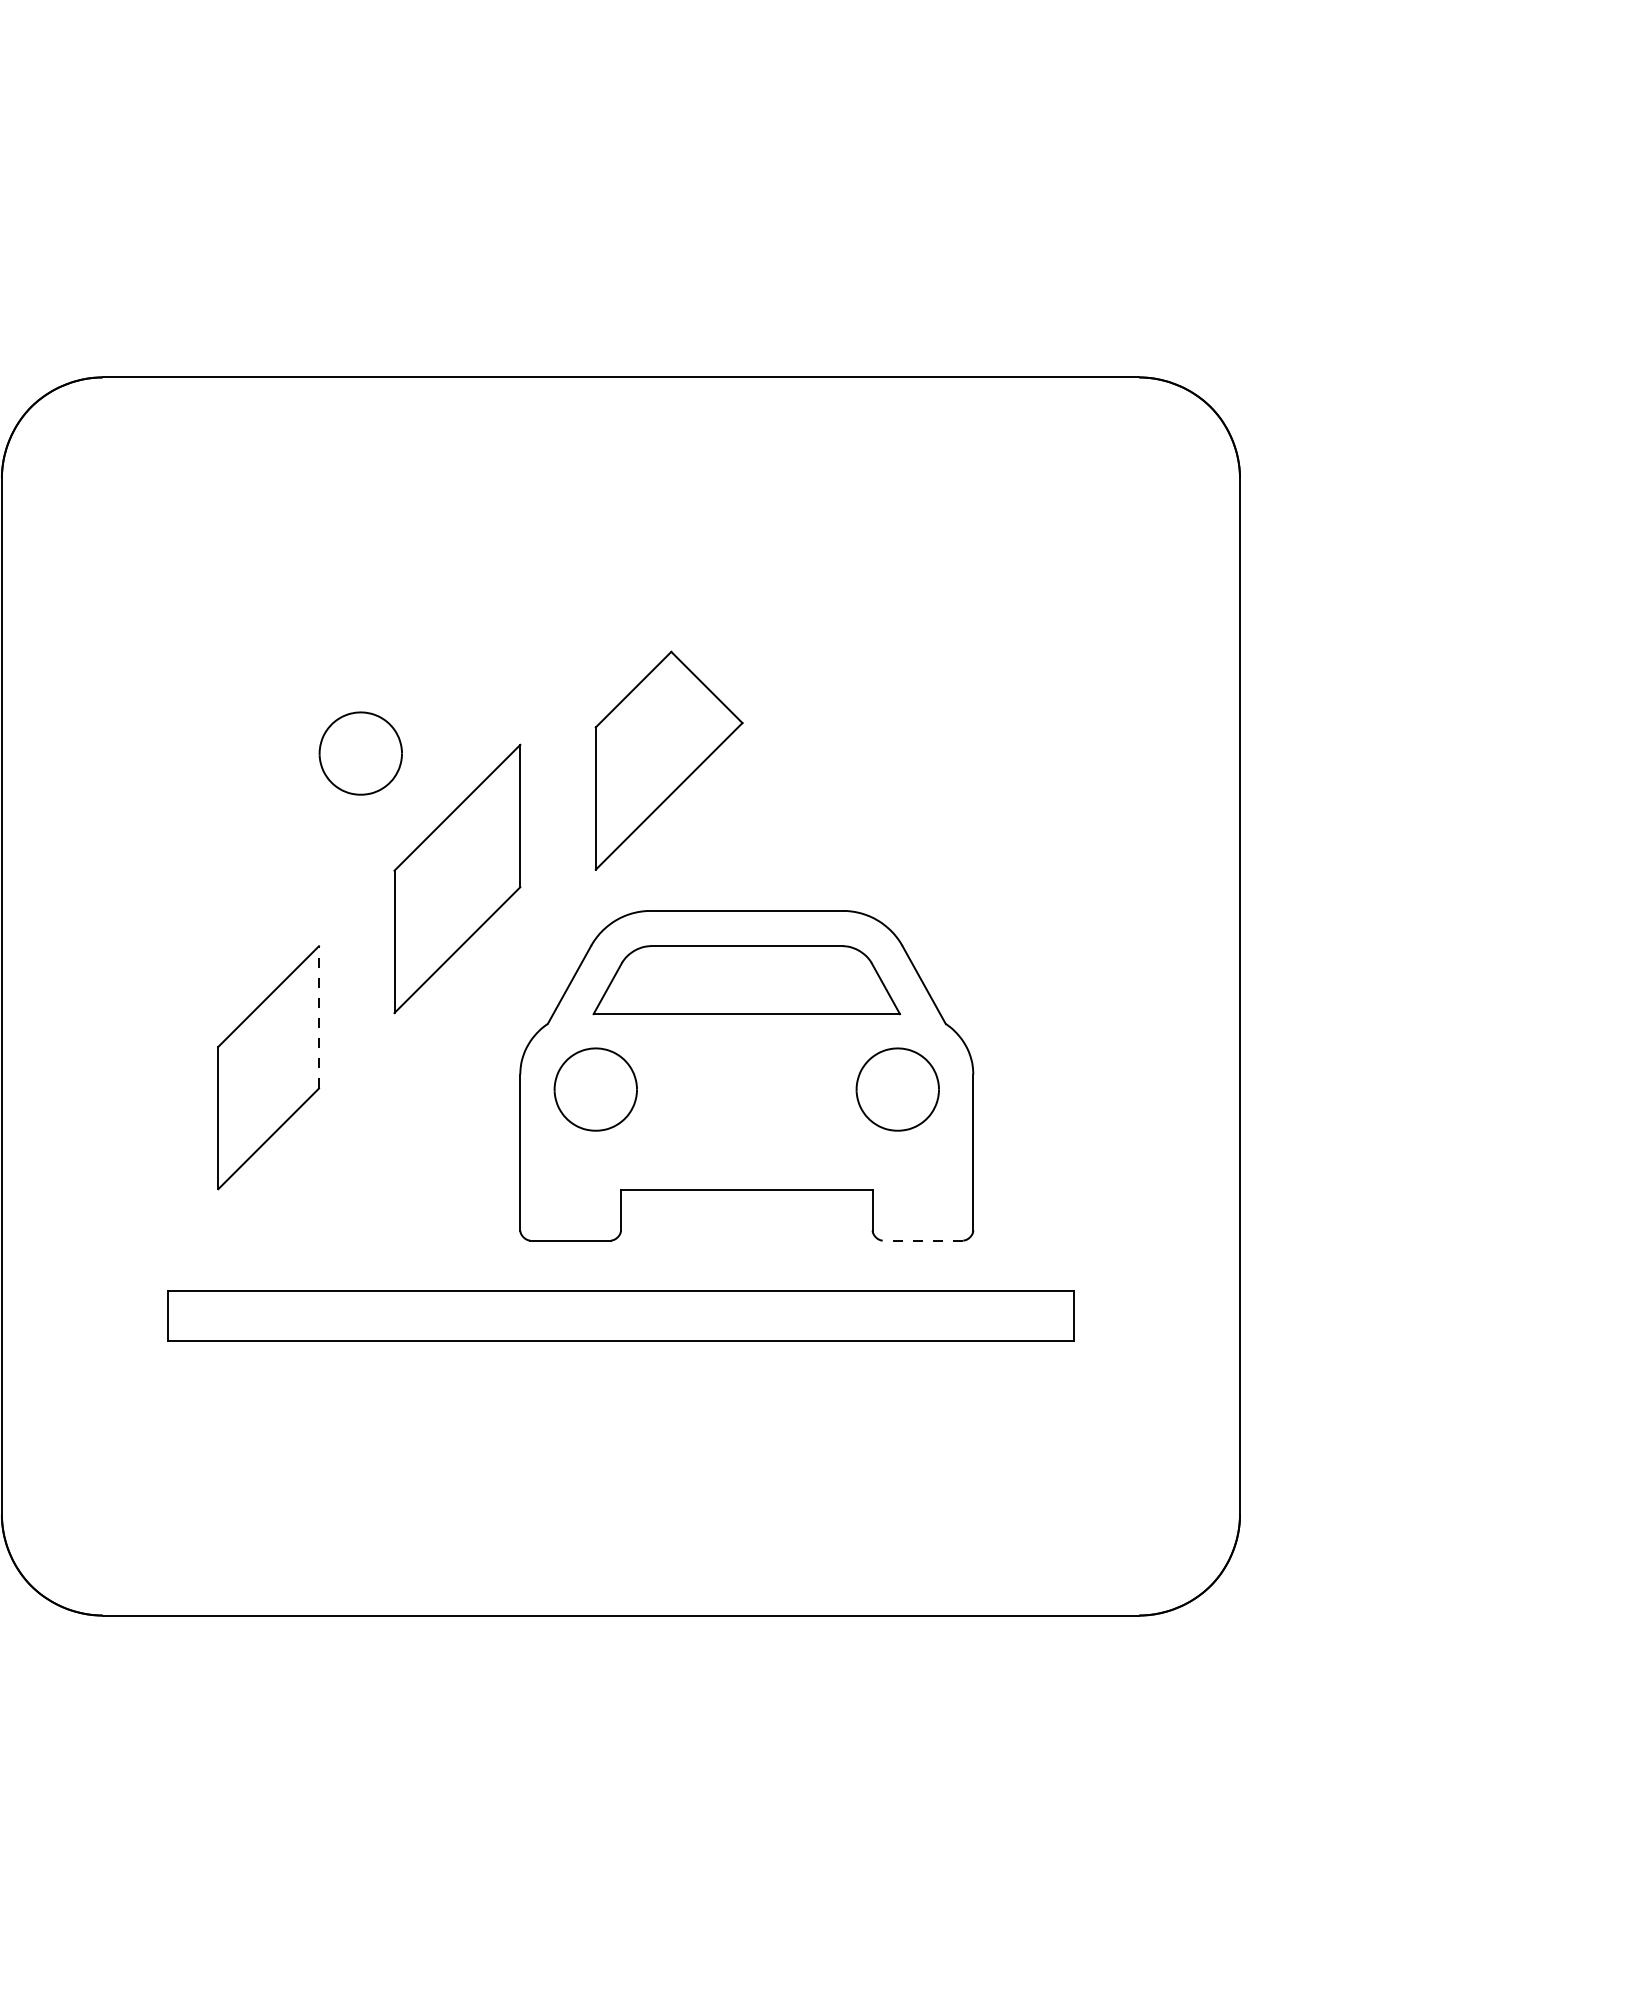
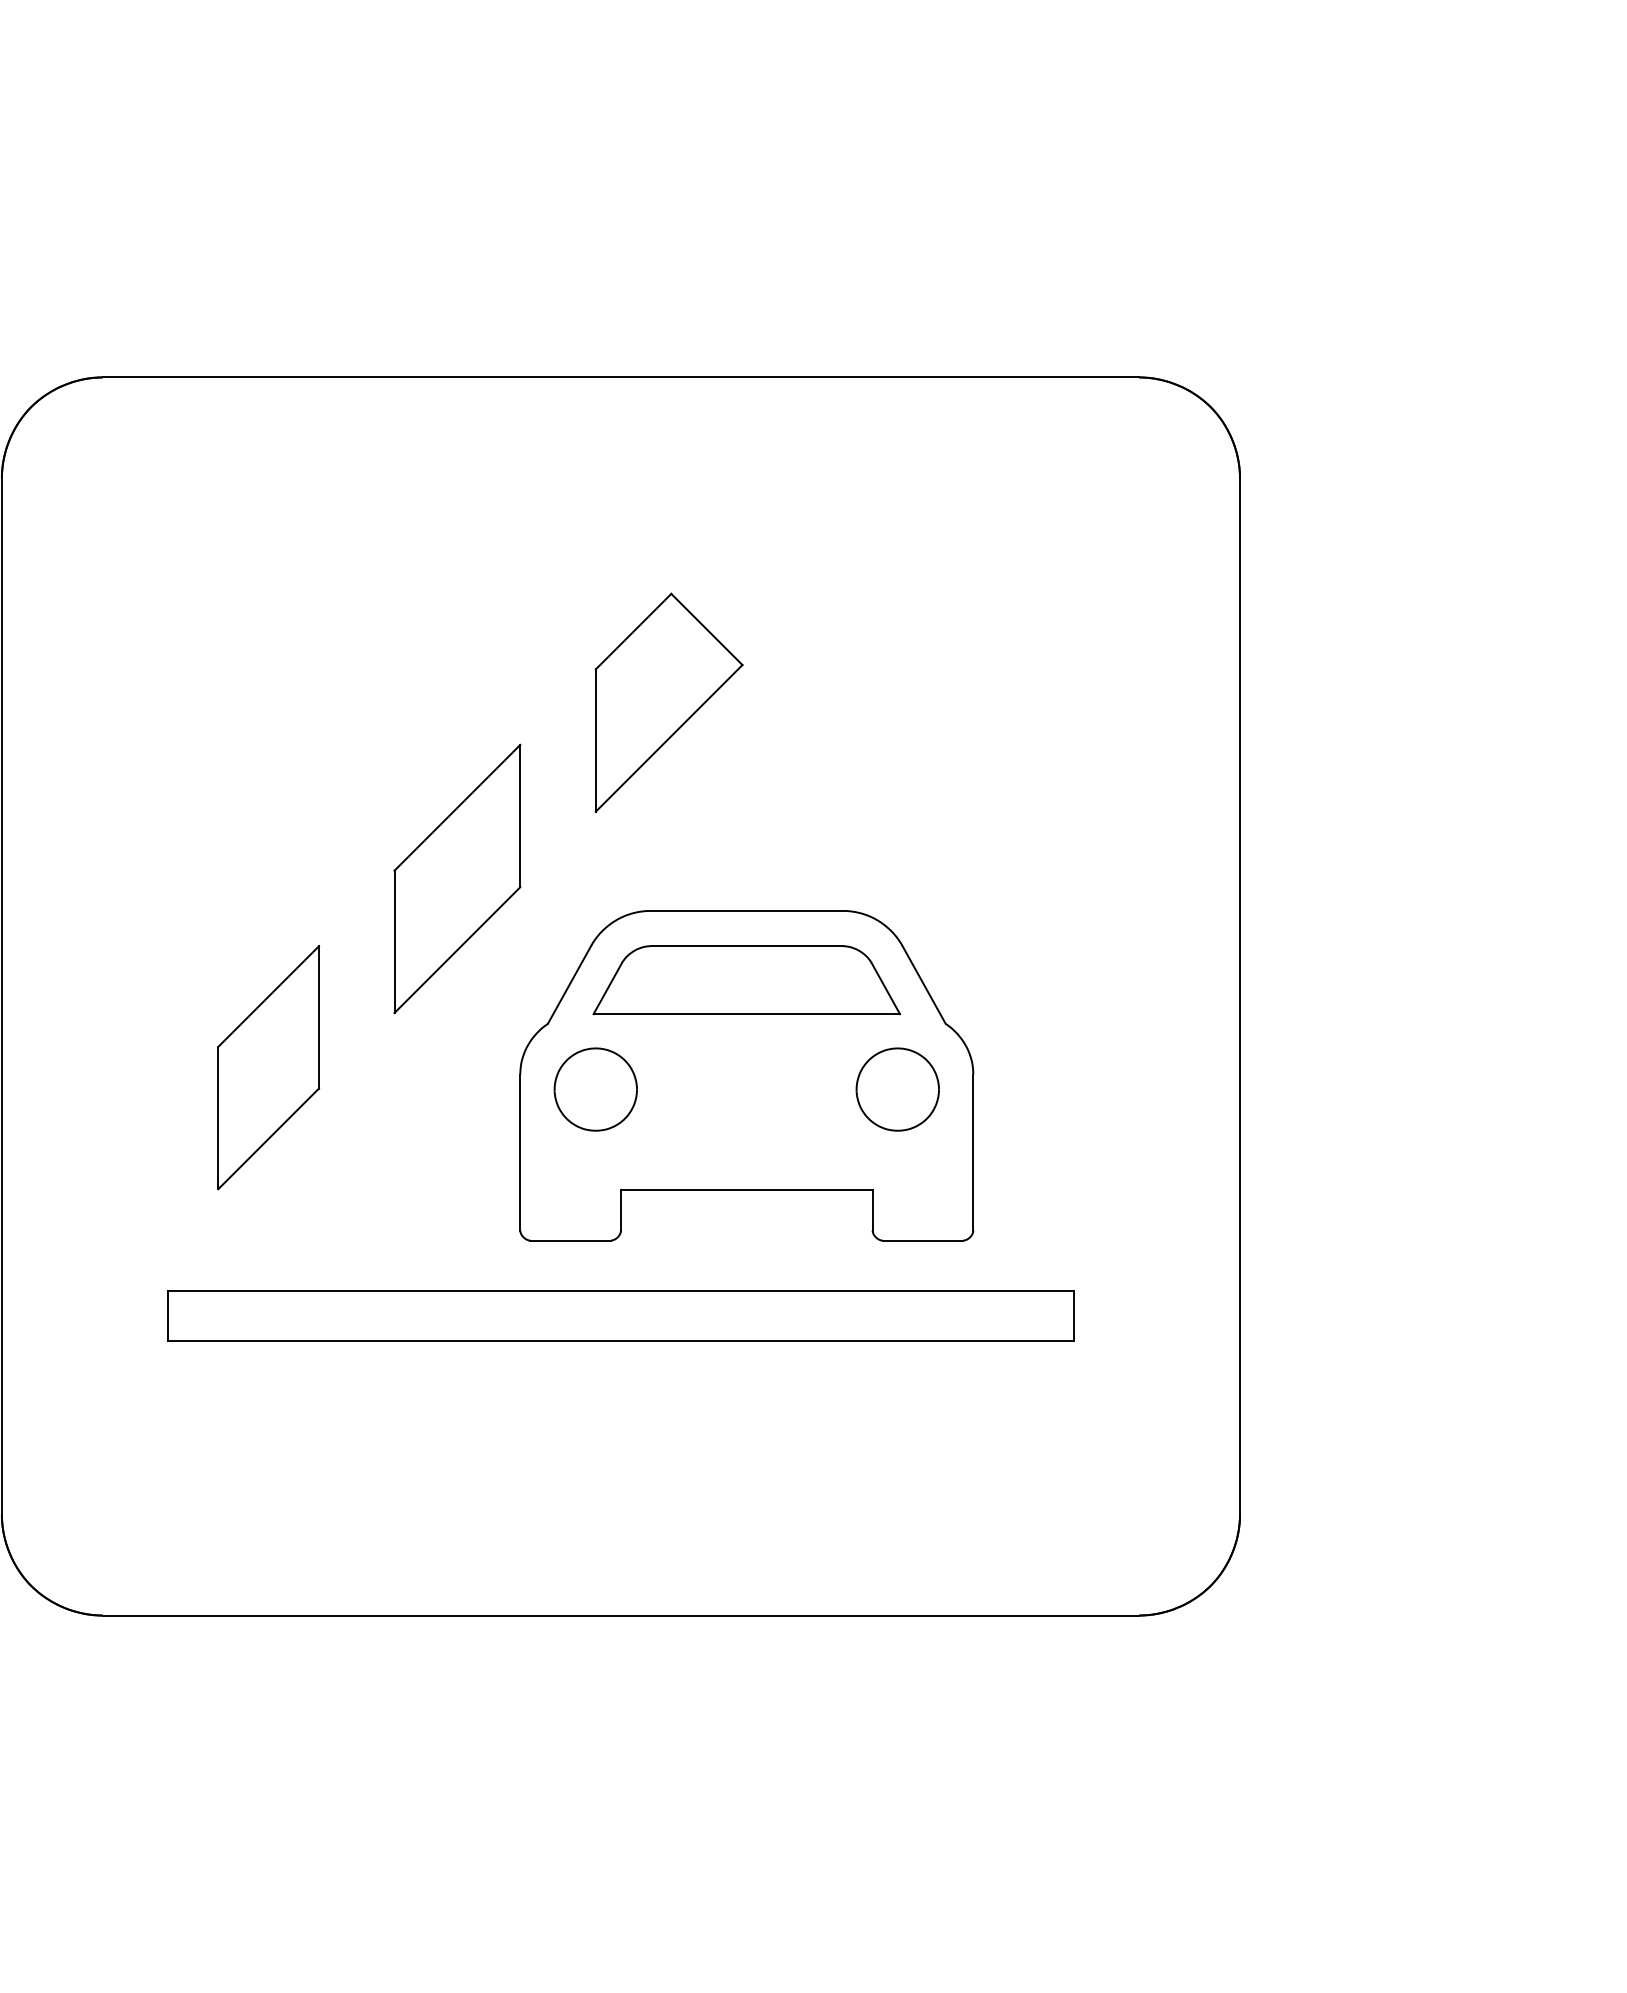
part: present -> none (360, 753)
part position: (668, 760) -> (668, 702) (668, 702)
line: dashed -> solid (319, 1016)
line: dashed -> solid (922, 1240)
